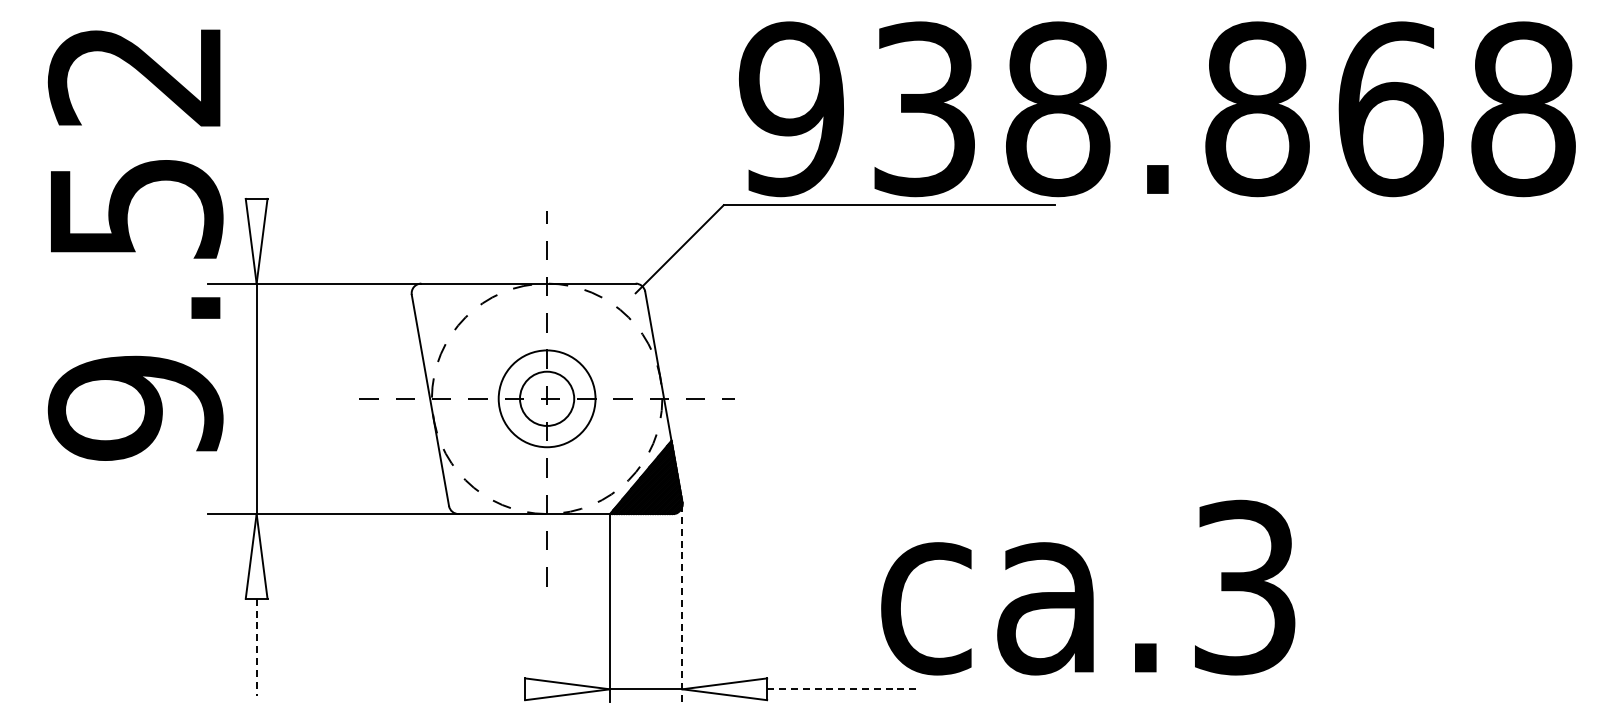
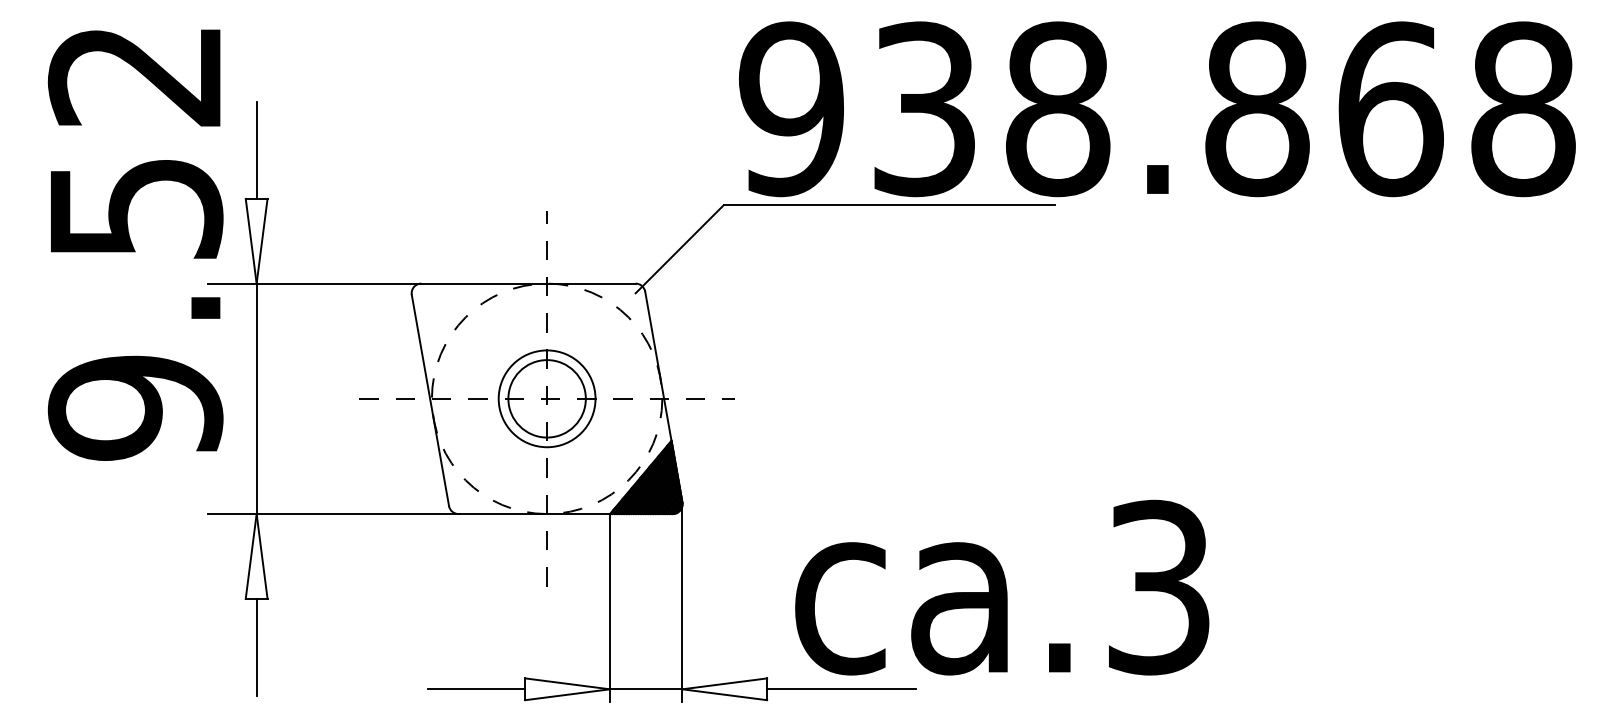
line: none -> present (256, 150)
circle diameter: 54 px -> 77 px (546, 398)
text position: (1088, 587) -> (1002, 587) (1002, 587)
line: dashed -> solid (682, 601)
line: dashed -> solid (256, 647)
line: none -> present (476, 689)
line: dashed -> solid (841, 689)
